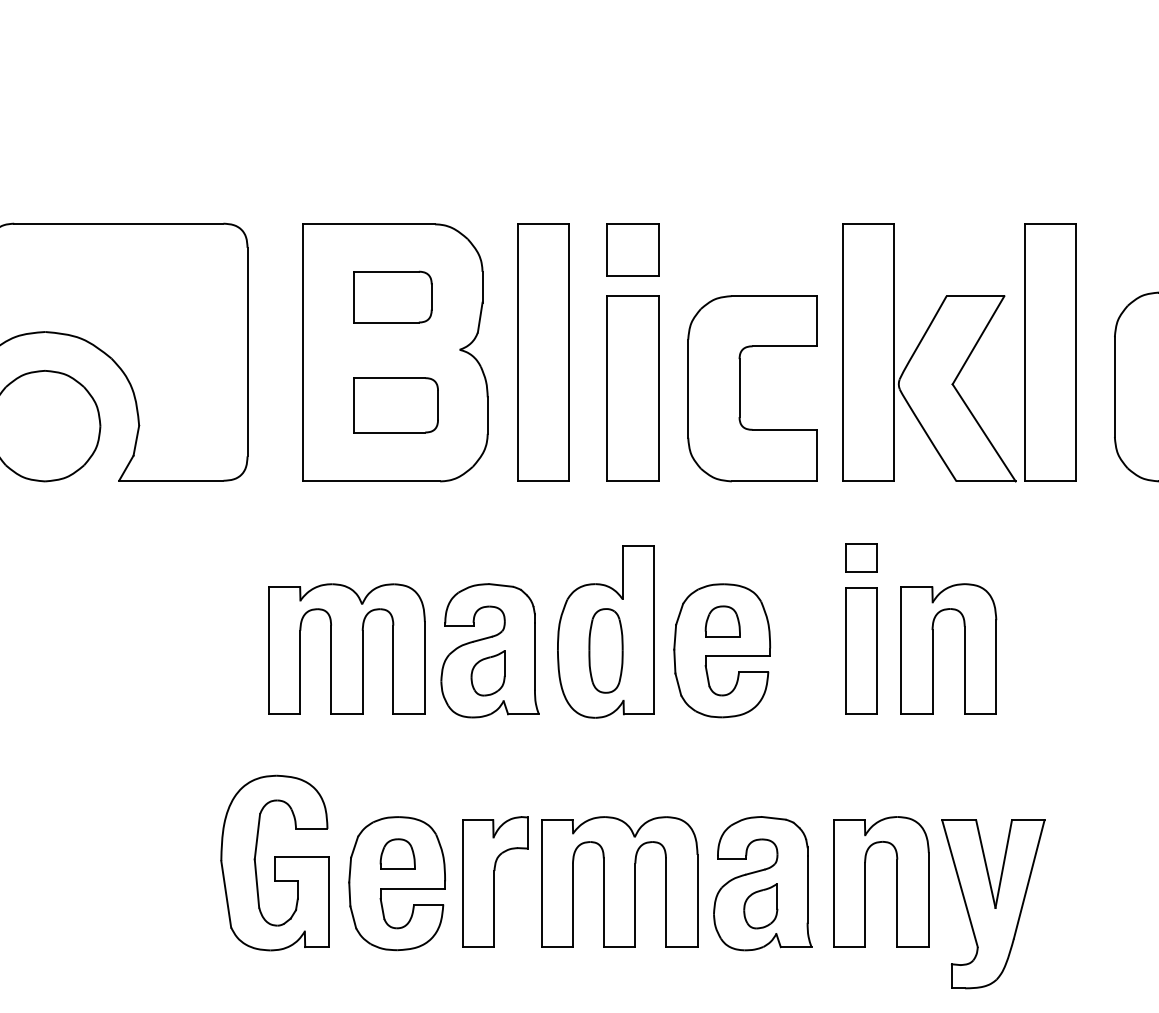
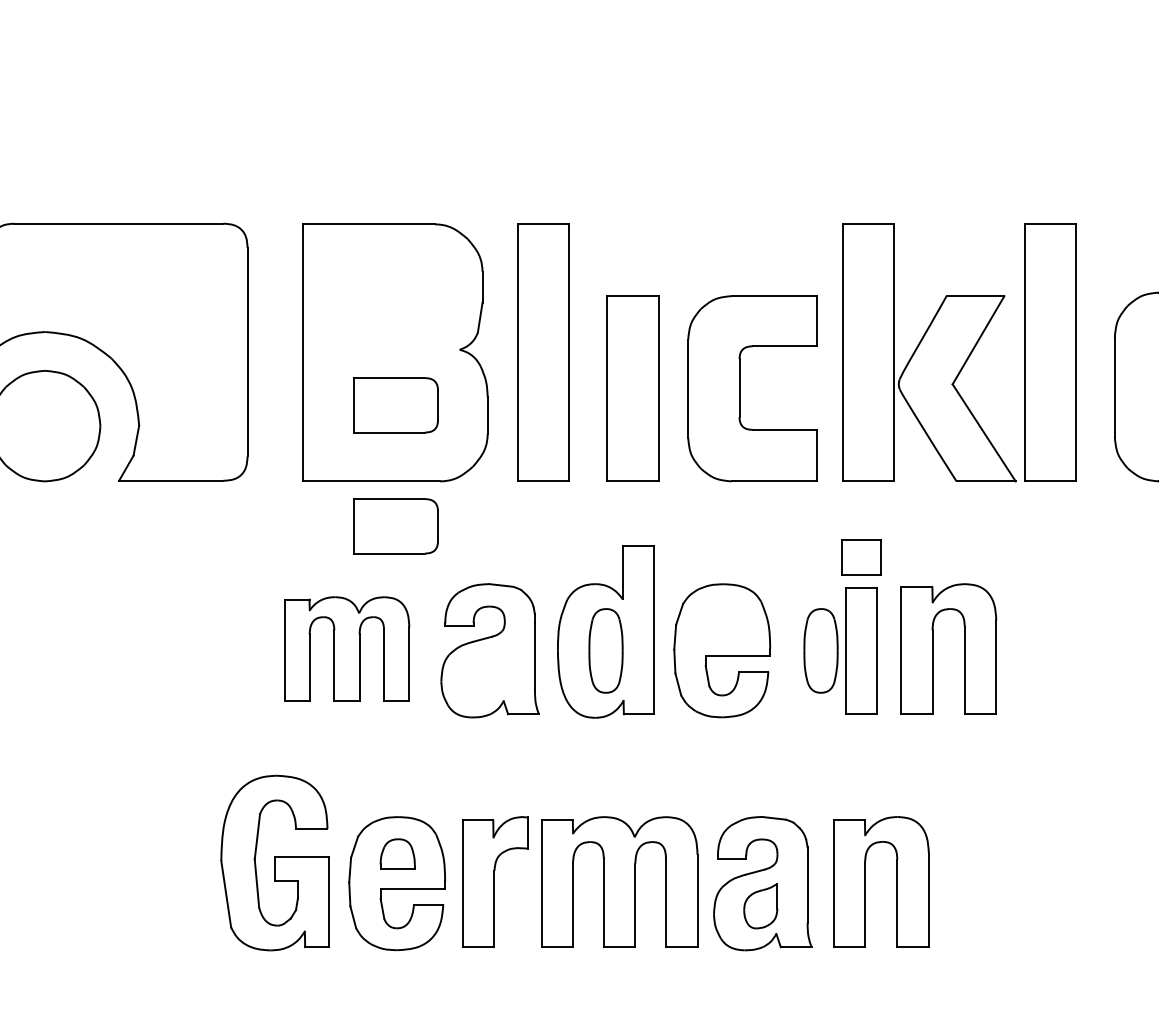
part: present -> none (632, 249)
part: present -> none (392, 296)
part: none -> present (395, 526)
part size: 33x30 px -> 41x37 px (861, 557)
part: present -> none (722, 621)
part size: 158x132 px -> 127x106 px (347, 648)
part: none -> present (820, 650)
part: present -> none (487, 673)
part: present -> none (993, 904)
